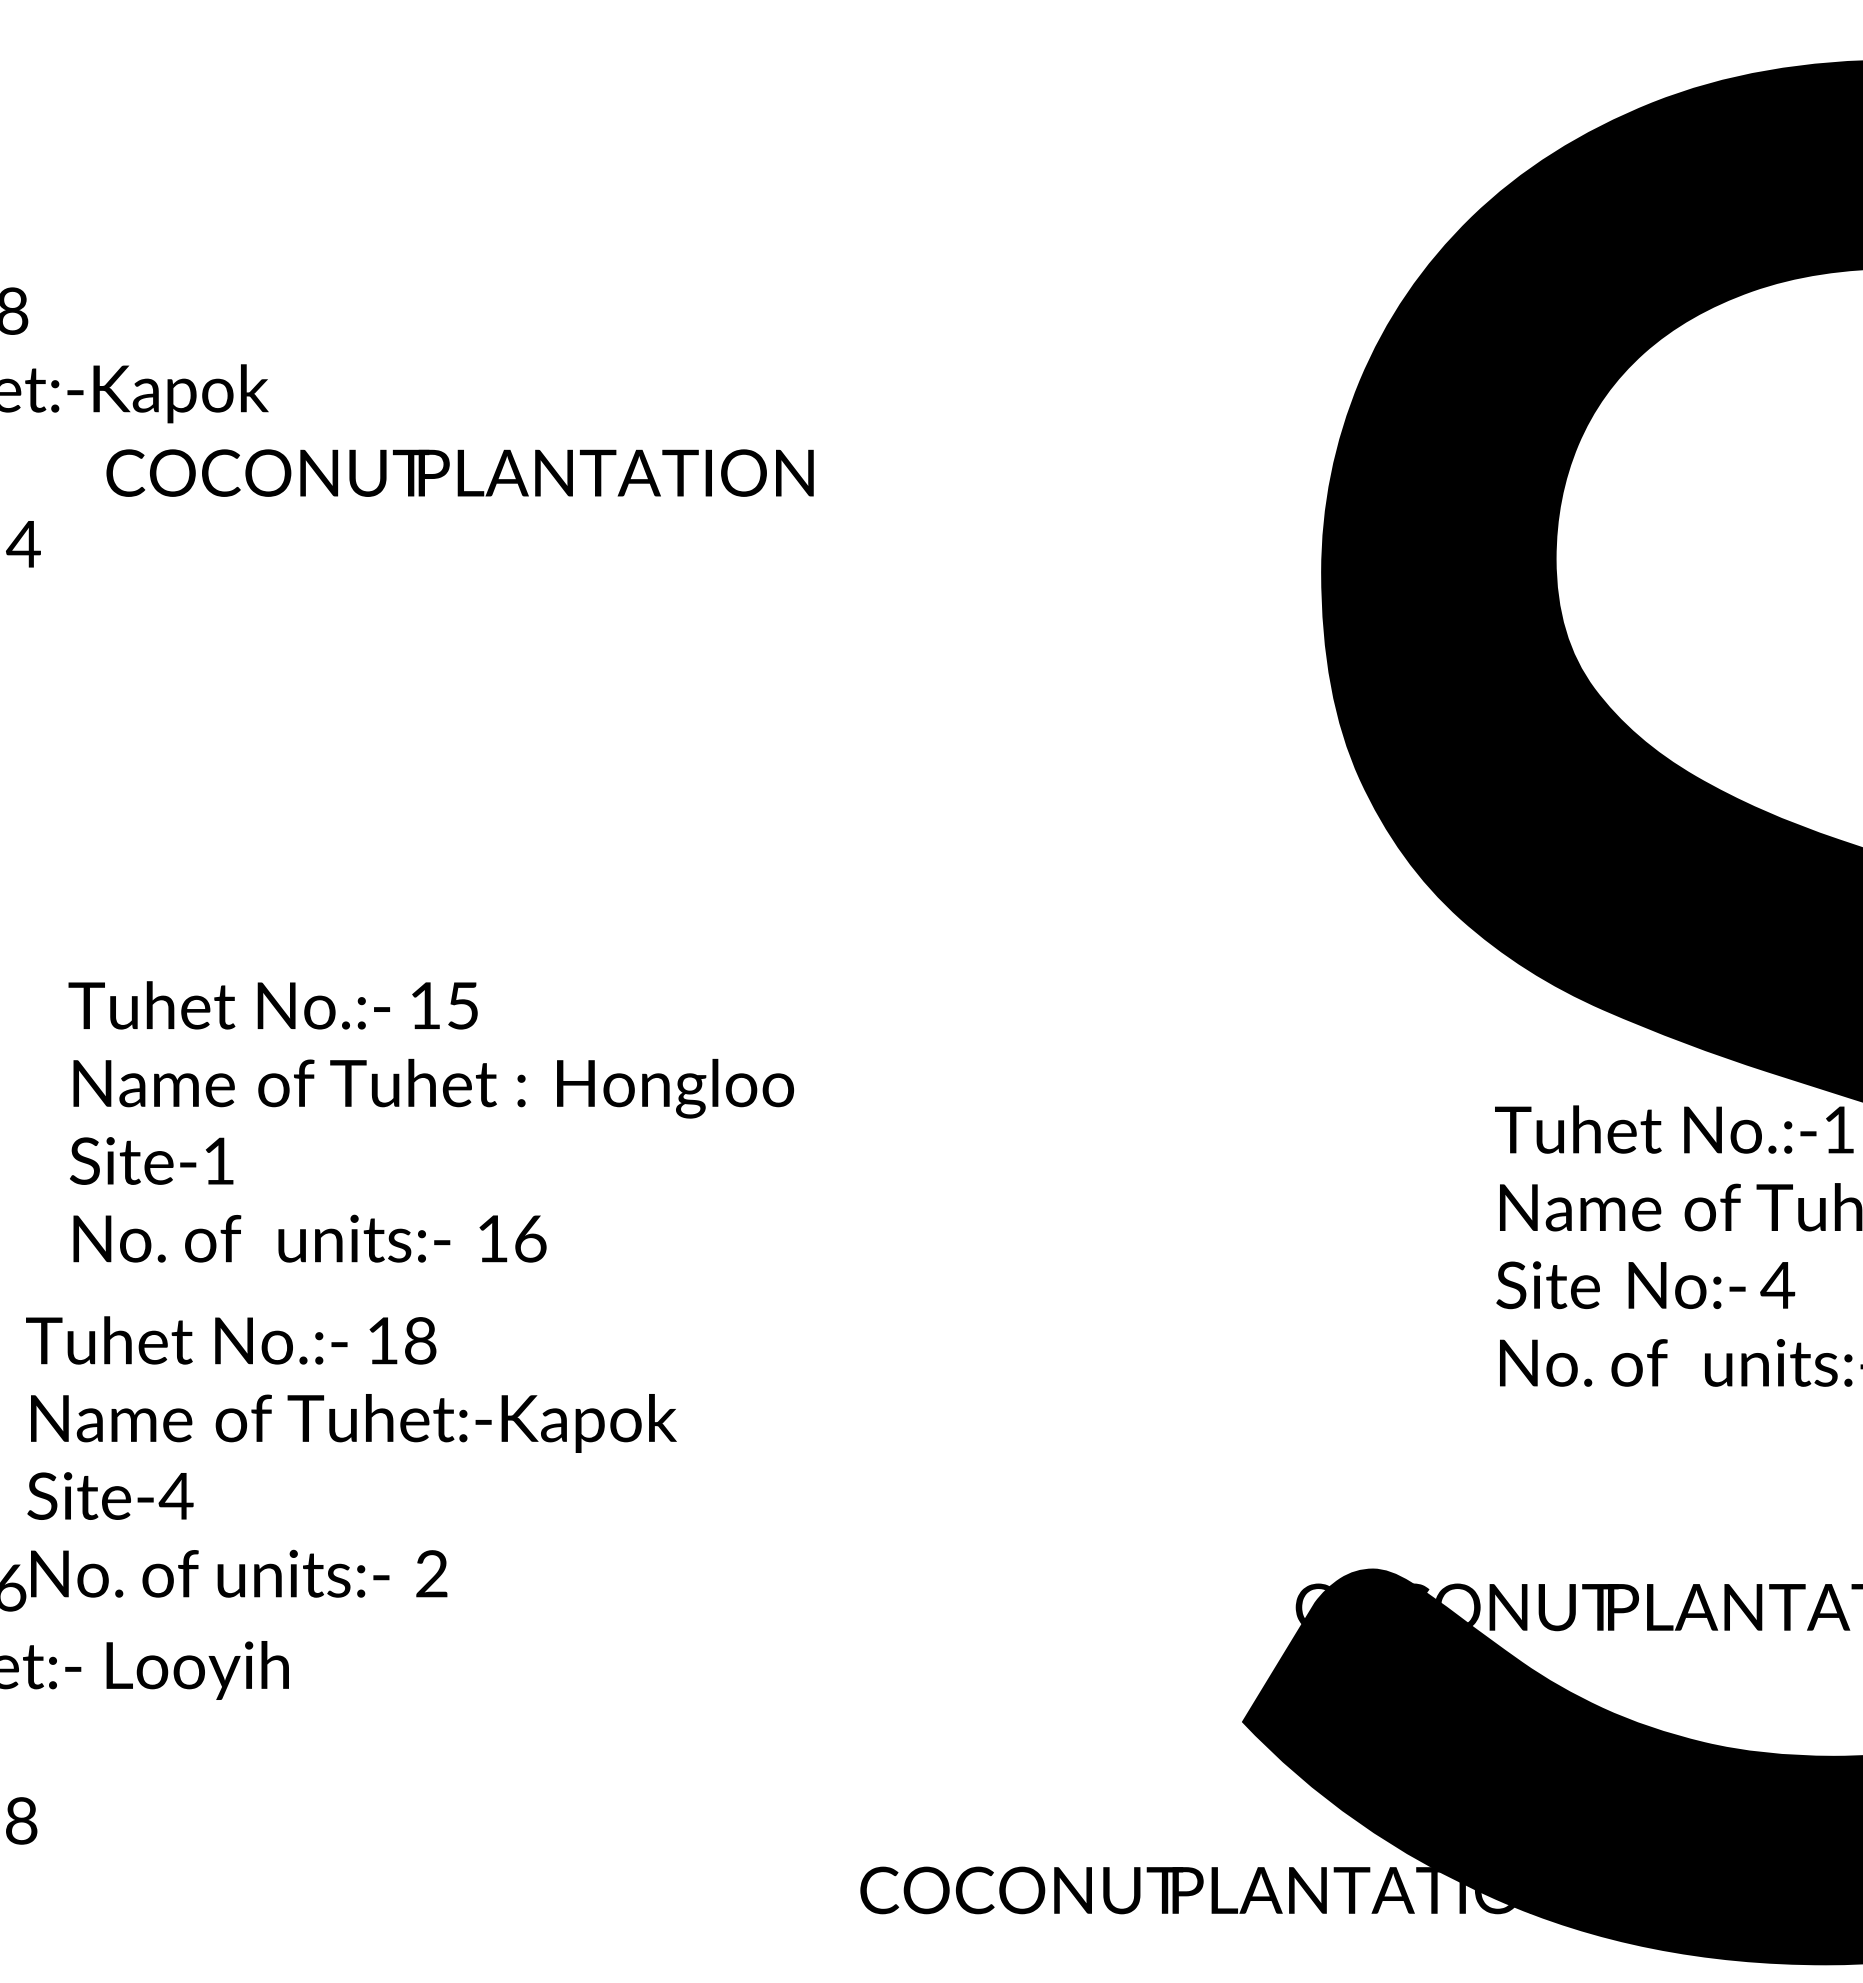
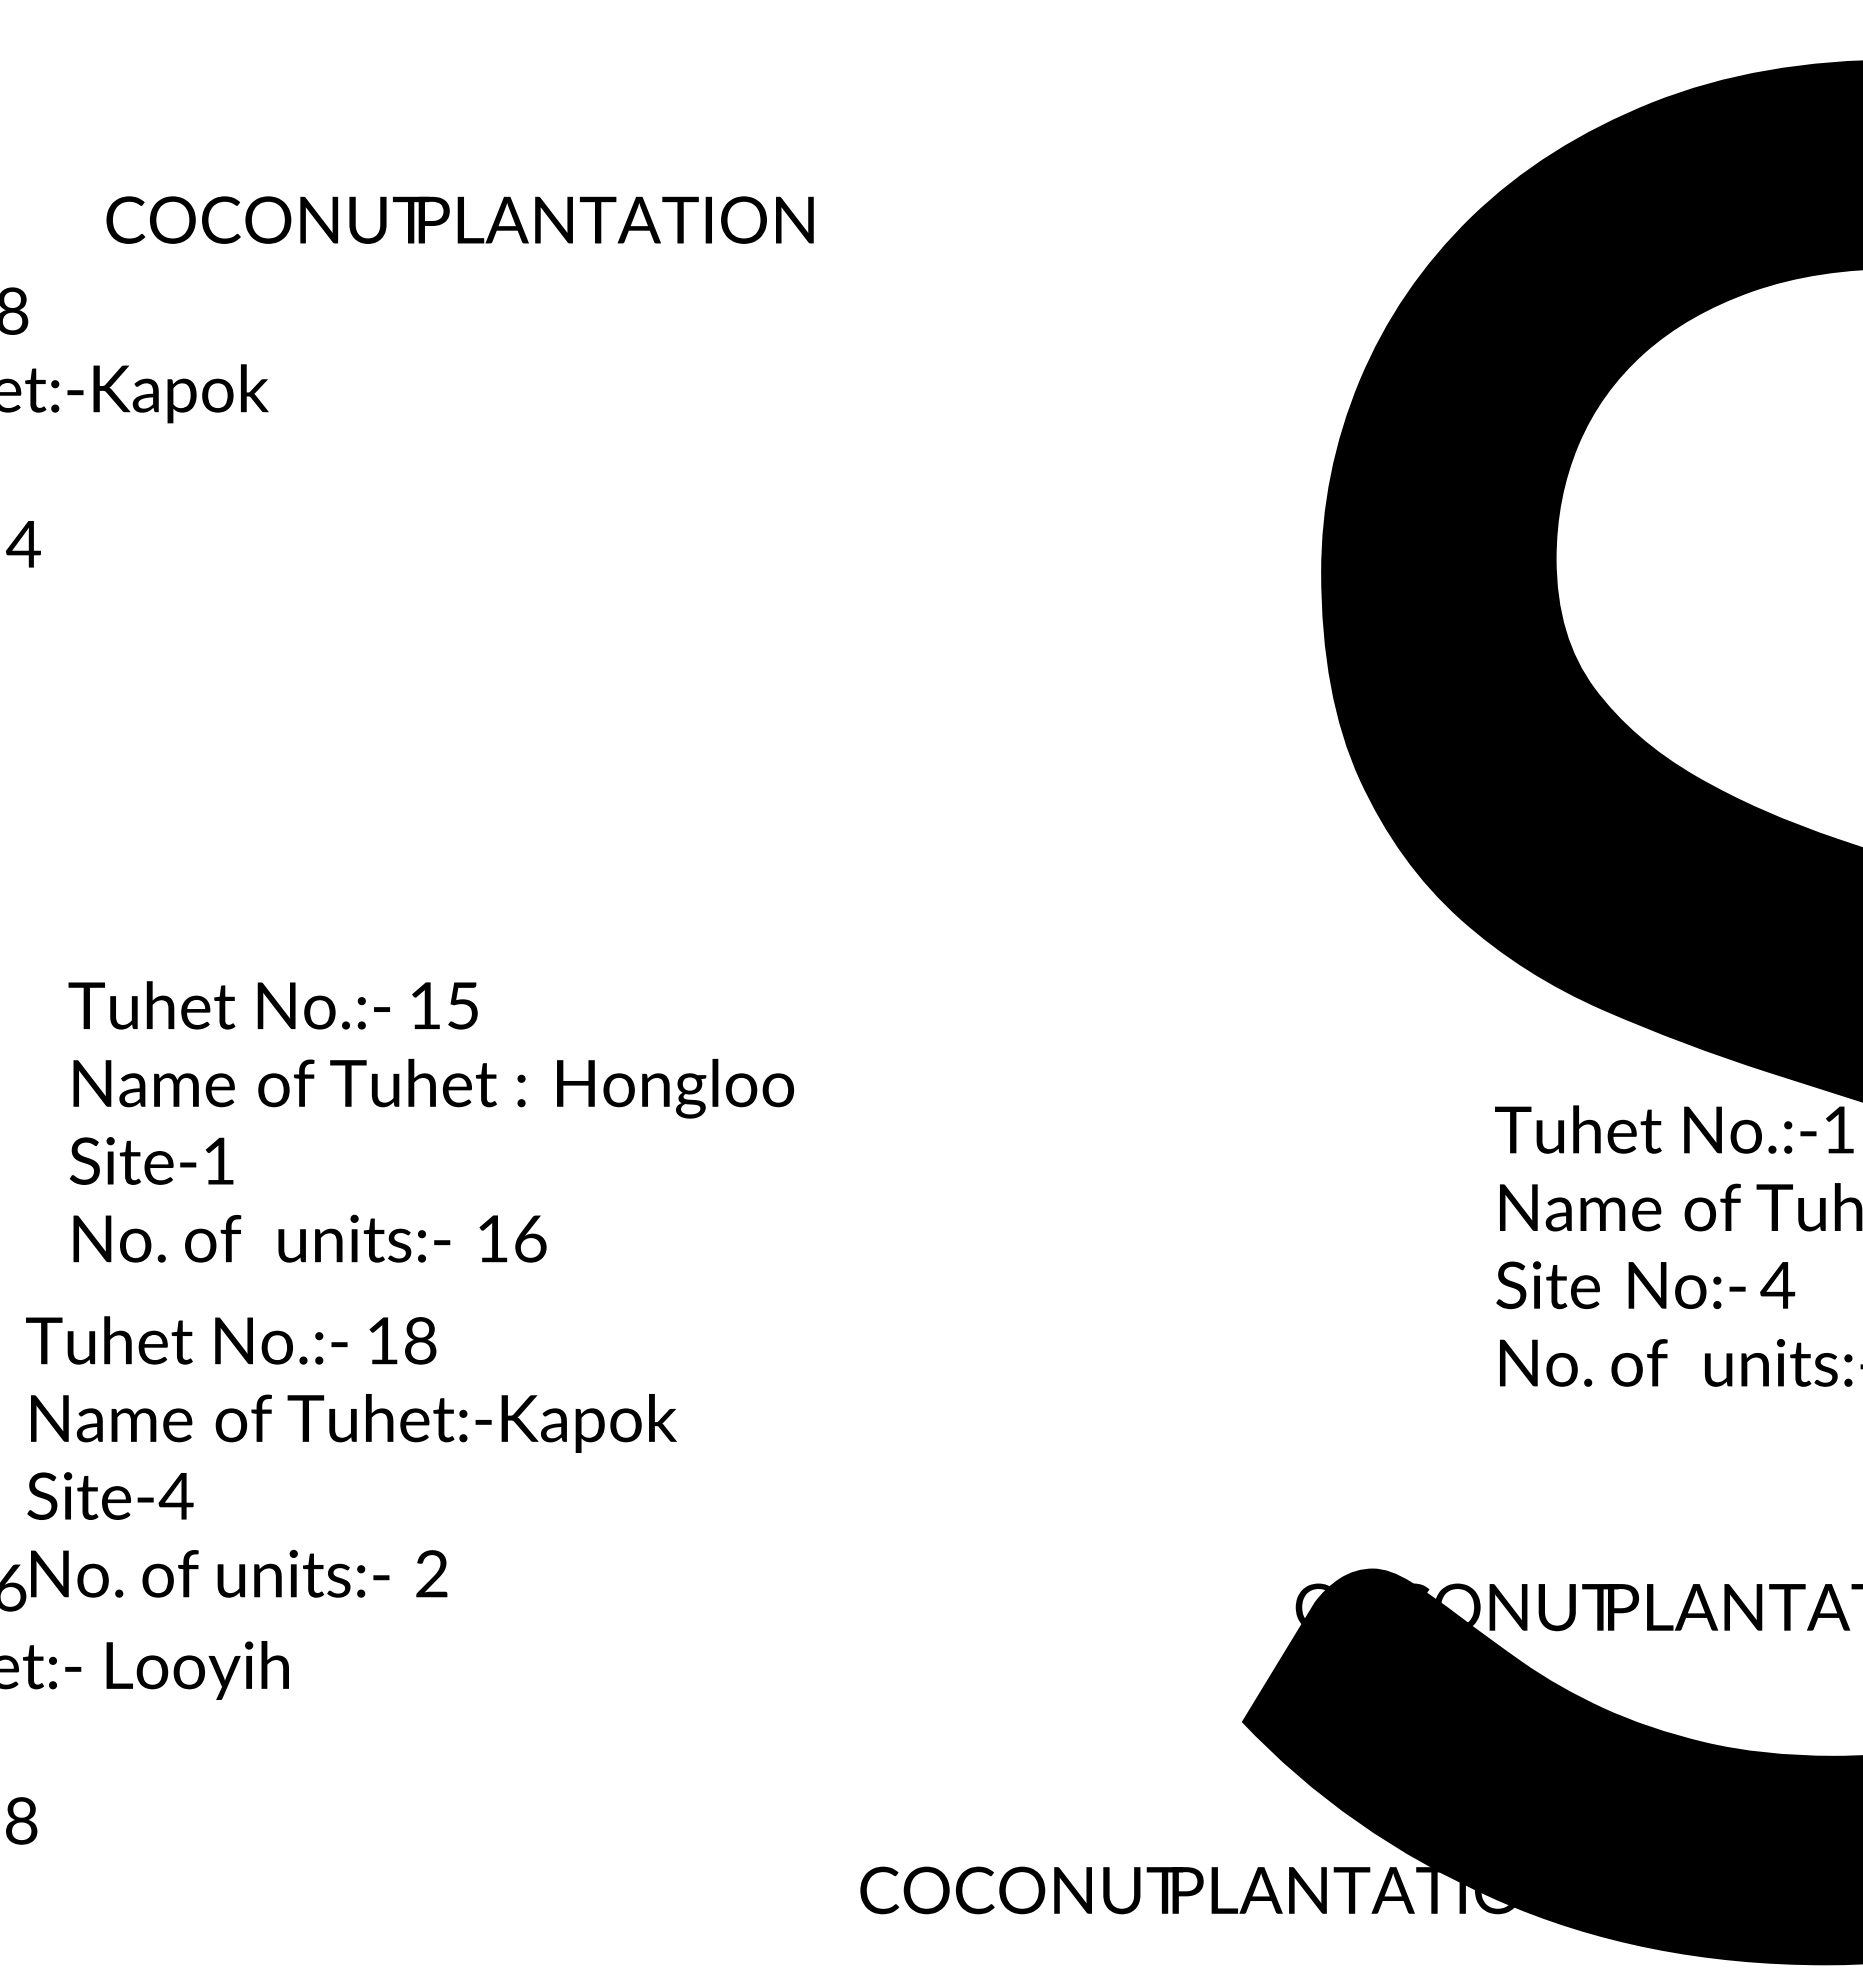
text position: (459, 472) -> (459, 219) (459, 219)
